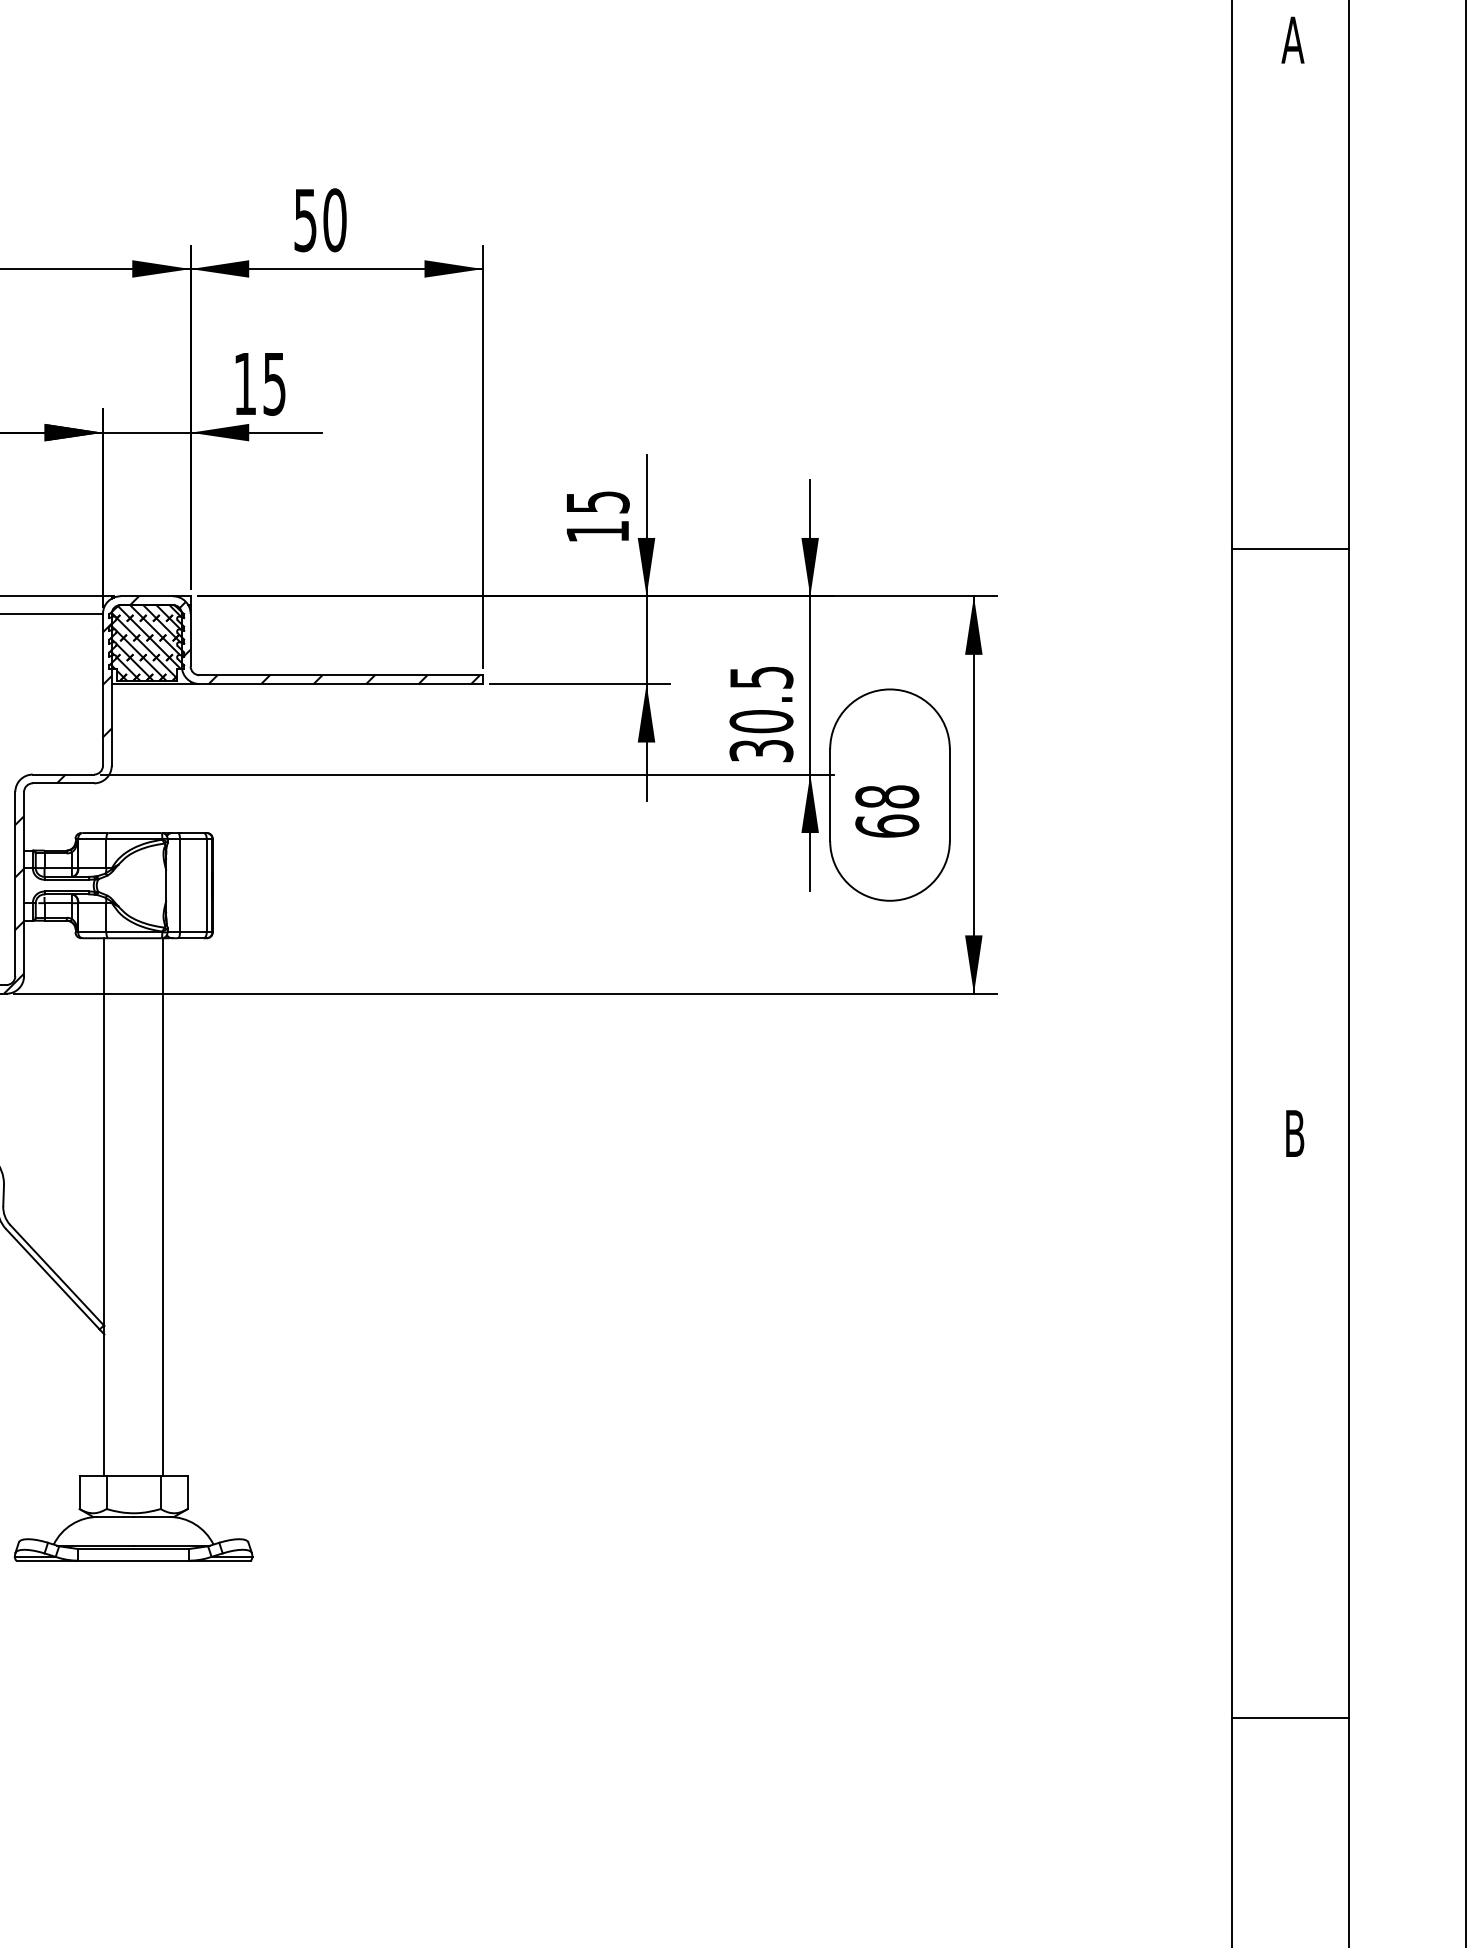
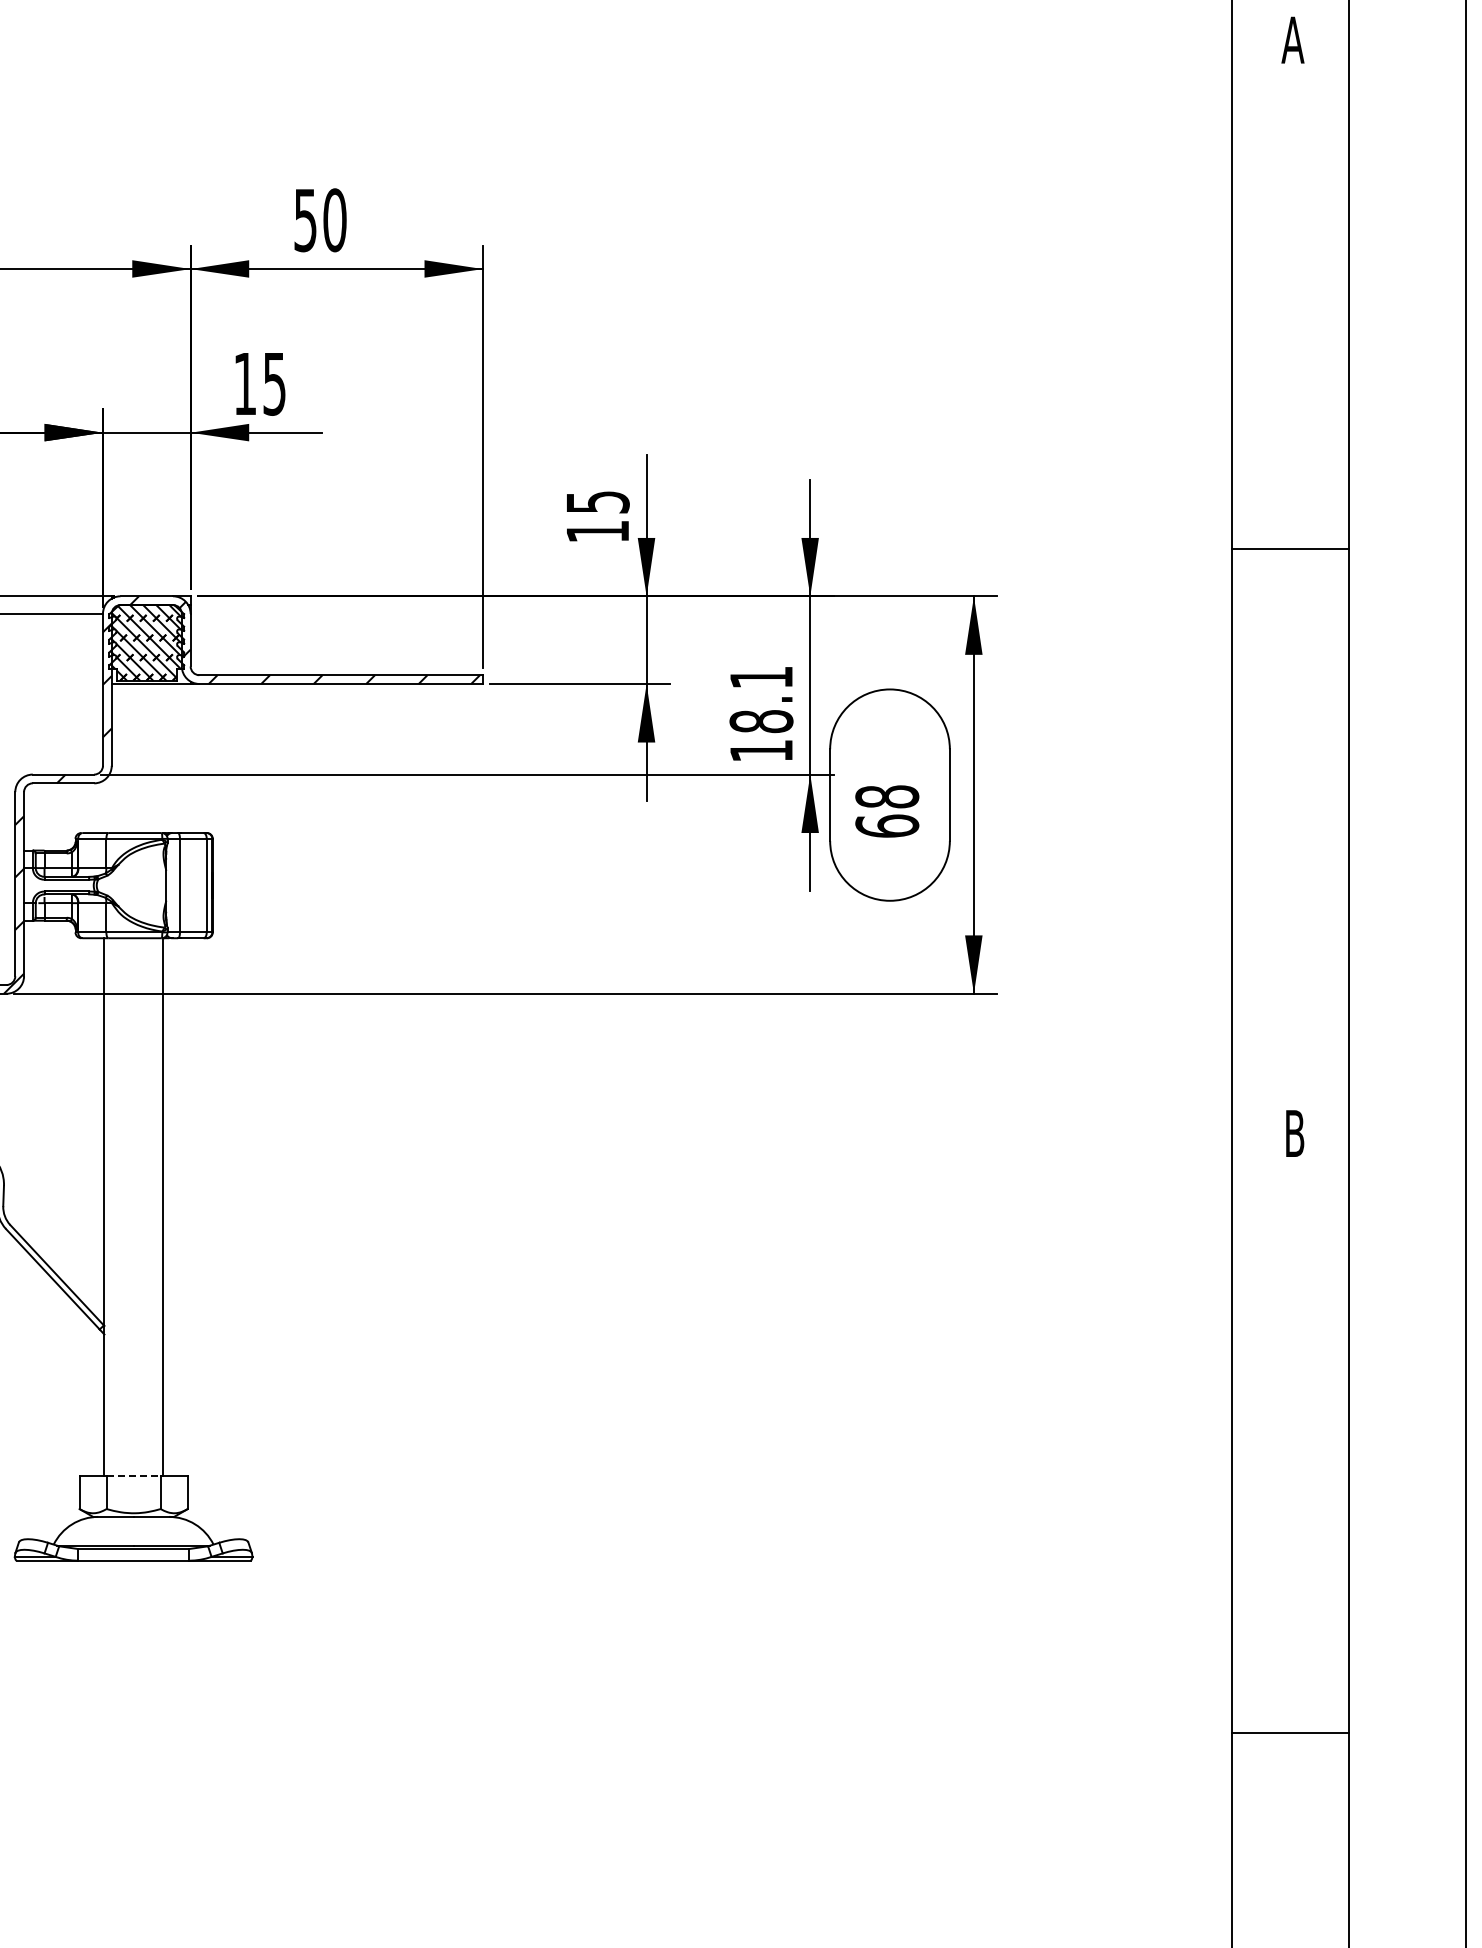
text: 30.5 -> 18.1 (761, 714)
line: solid -> dashed (134, 1475)
line position: (1290, 1718) -> (1290, 1733) (1290, 1733)
